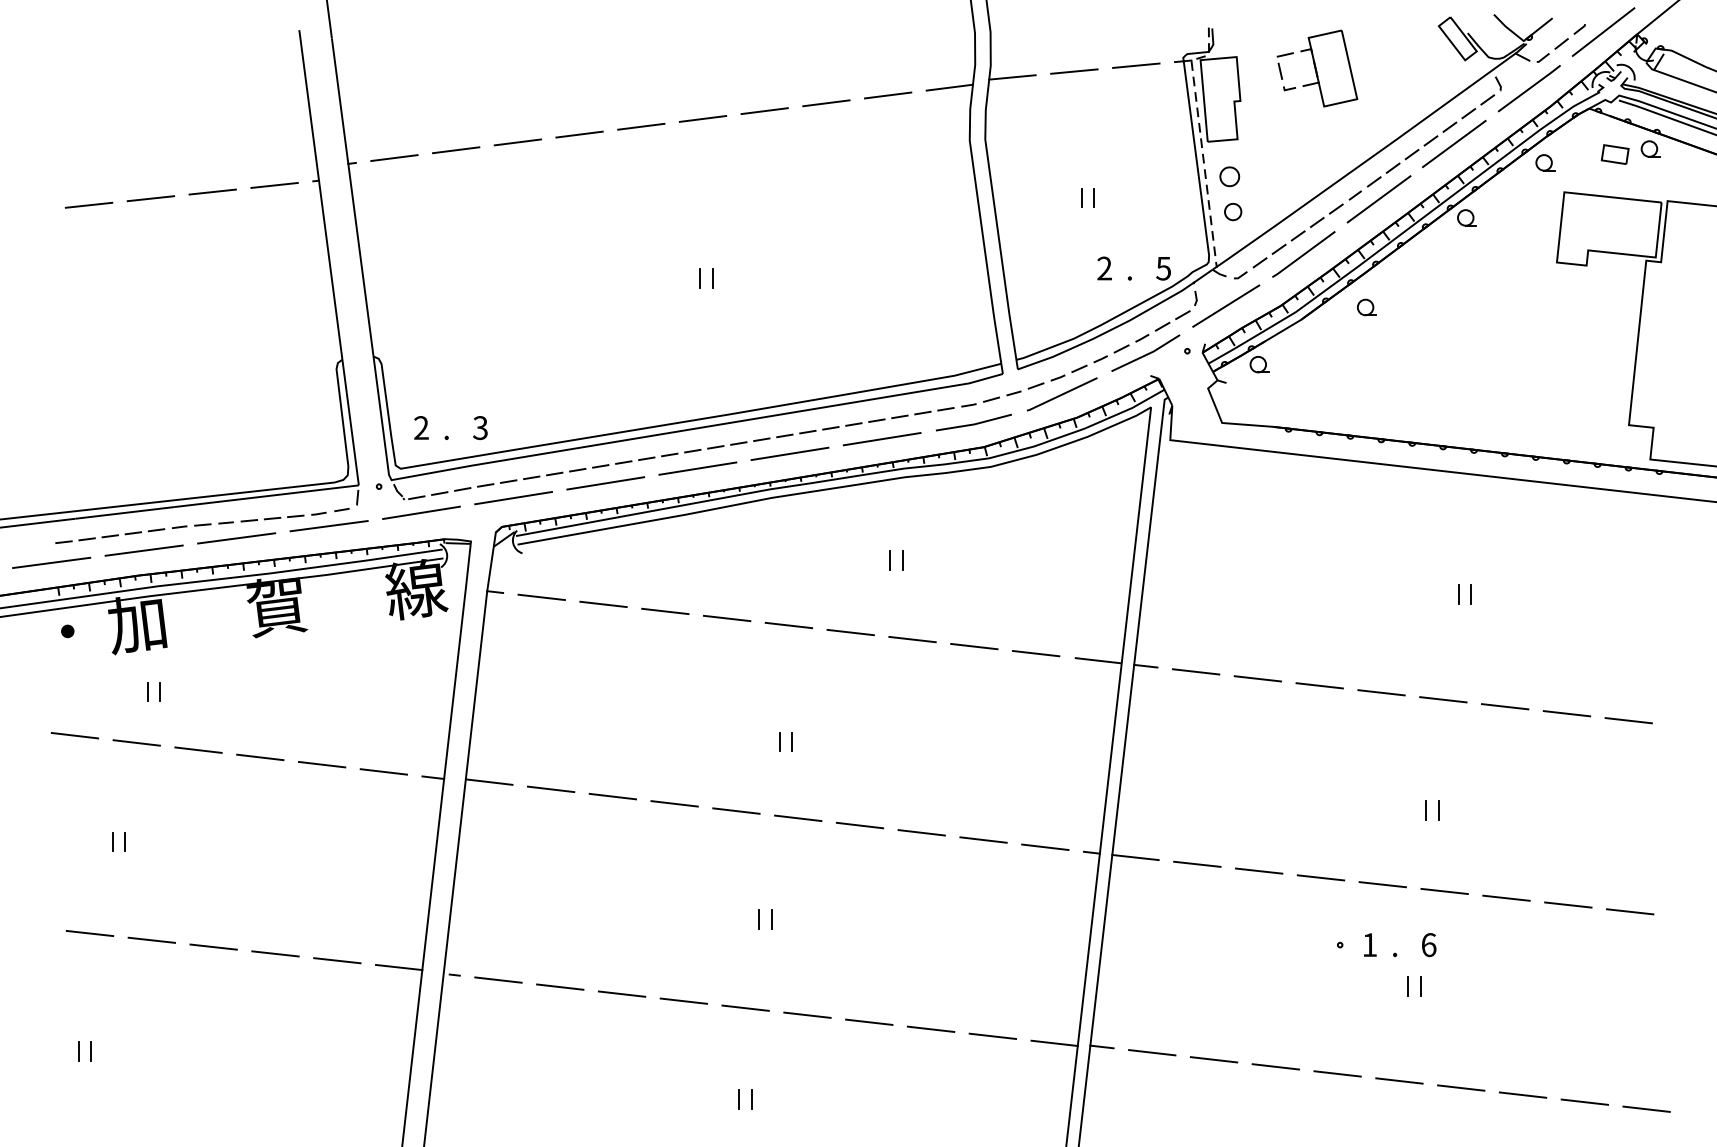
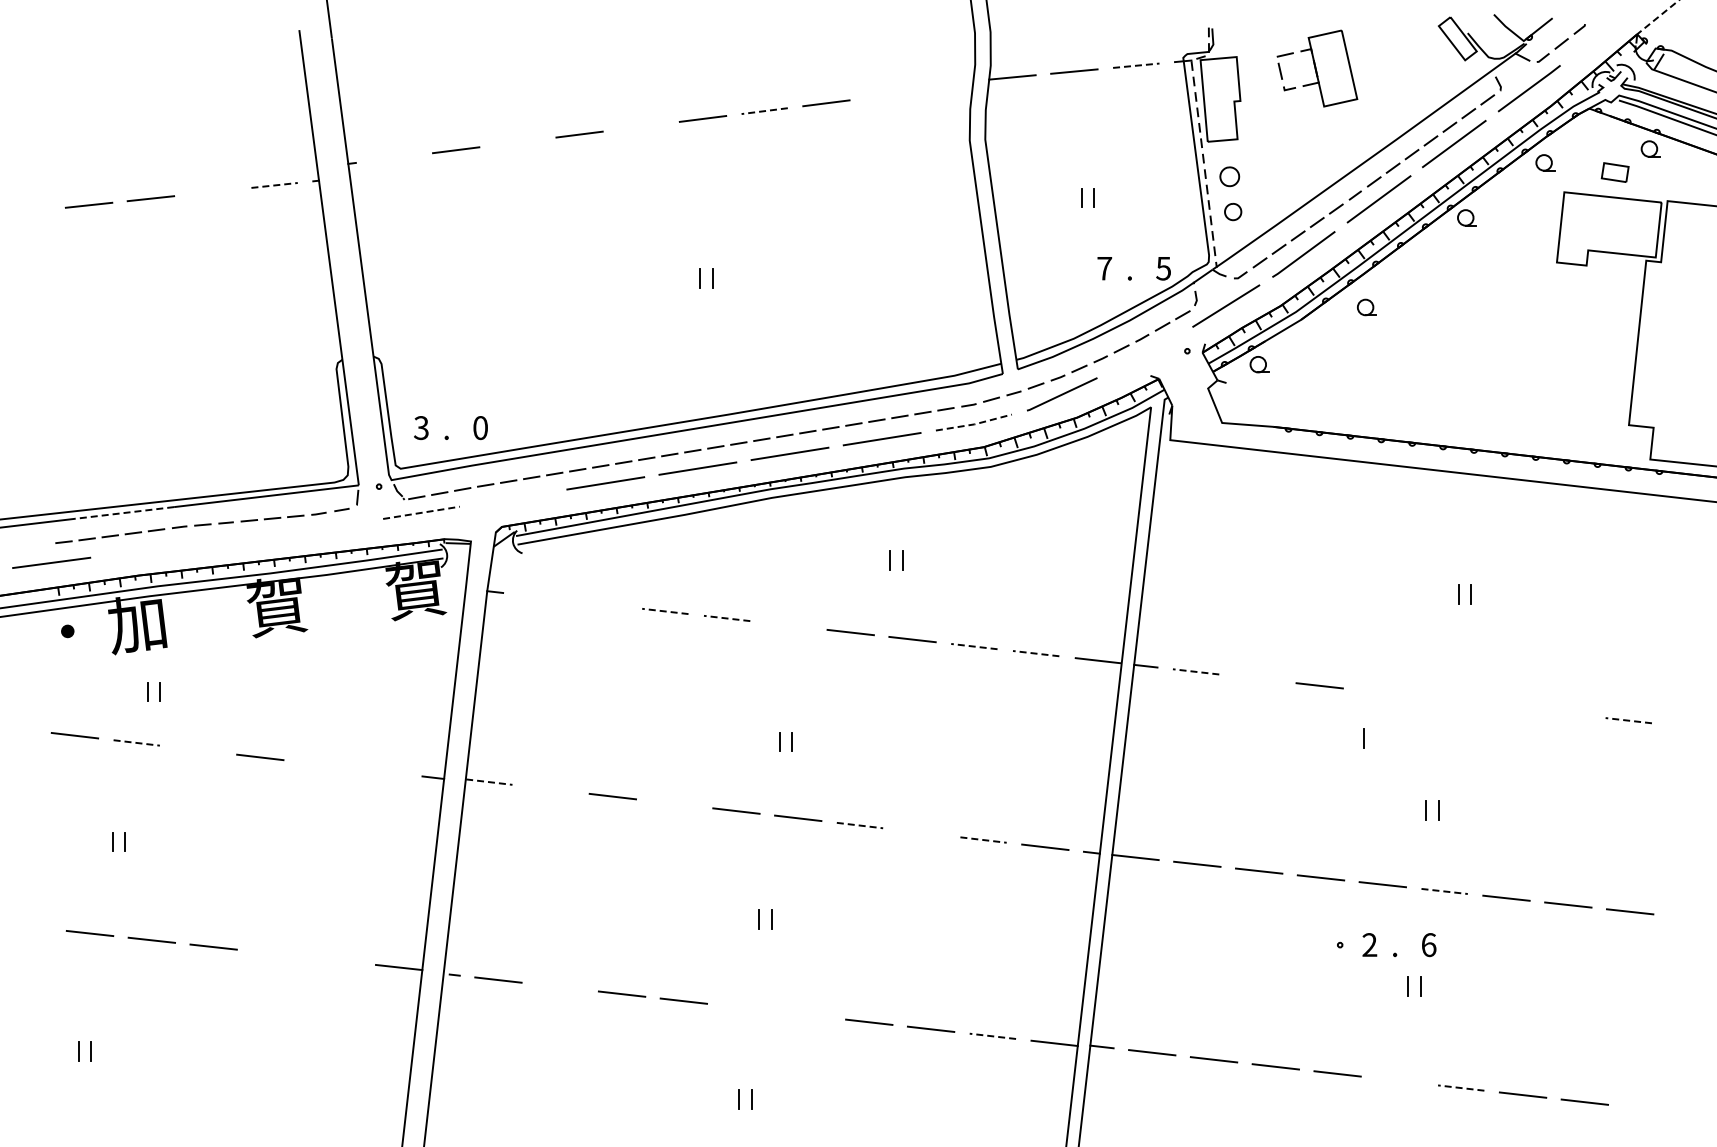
line: solid -> dashed (1658, 17)
line: present -> none (1603, 31)
line: solid -> dashed (1136, 65)
line: present -> none (949, 87)
line: present -> none (887, 95)
line: solid -> dashed (764, 111)
line: present -> none (641, 126)
line: present -> none (517, 142)
part position: (1614, 154) -> (1614, 172) (1614, 172)
line: present -> none (394, 158)
line: solid -> dashed (275, 185)
line: present -> none (212, 191)
text: 2 -> 7 (1104, 268)
line: present -> none (1146, 353)
line: solid -> dashed (974, 424)
text: 3 -> 0 (480, 427)
text: 2 -> 3 (421, 428)
line: present -> none (513, 497)
line: solid -> dashed (124, 512)
line: solid -> dashed (421, 512)
line: present -> none (328, 526)
line: present -> none (236, 538)
line: present -> none (143, 550)
text: 線 -> 賀 (416, 590)
line: present -> none (541, 597)
line: present -> none (603, 604)
line: solid -> dashed (664, 611)
line: solid -> dashed (726, 618)
line: present -> none (788, 625)
line: solid -> dashed (973, 646)
line: solid -> dashed (1035, 653)
line: solid -> dashed (1195, 671)
line: present -> none (1257, 678)
line: present -> none (1381, 692)
line: present -> none (1443, 699)
line: present -> none (1504, 706)
line: present -> none (1566, 713)
line: solid -> dashed (1628, 720)
line: none -> present (1363, 738)
line: solid -> dashed (137, 743)
line: present -> none (198, 749)
line: present -> none (321, 764)
line: present -> none (383, 771)
line: solid -> dashed (489, 782)
line: present -> none (550, 789)
line: present -> none (674, 803)
line: solid -> dashed (860, 825)
line: present -> none (921, 832)
line: solid -> dashed (984, 840)
line: solid -> dashed (1445, 891)
text: 1 -> 2 (1369, 944)
line: present -> none (275, 953)
line: present -> none (337, 960)
line: present -> none (560, 986)
line: present -> none (745, 1007)
line: present -> none (807, 1014)
line: solid -> dashed (992, 1036)
line: present -> none (1399, 1080)
line: solid -> dashed (1460, 1088)
line: present -> none (1646, 1108)
